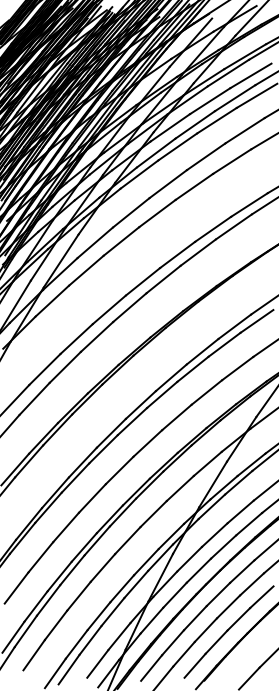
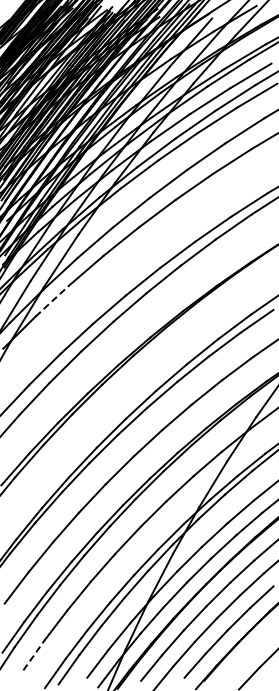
line: solid -> dashed (52, 301)
line: solid -> dashed (34, 655)
